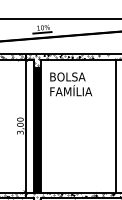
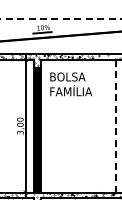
line: solid -> dashed (61, 18)
line: solid -> dashed (115, 125)
